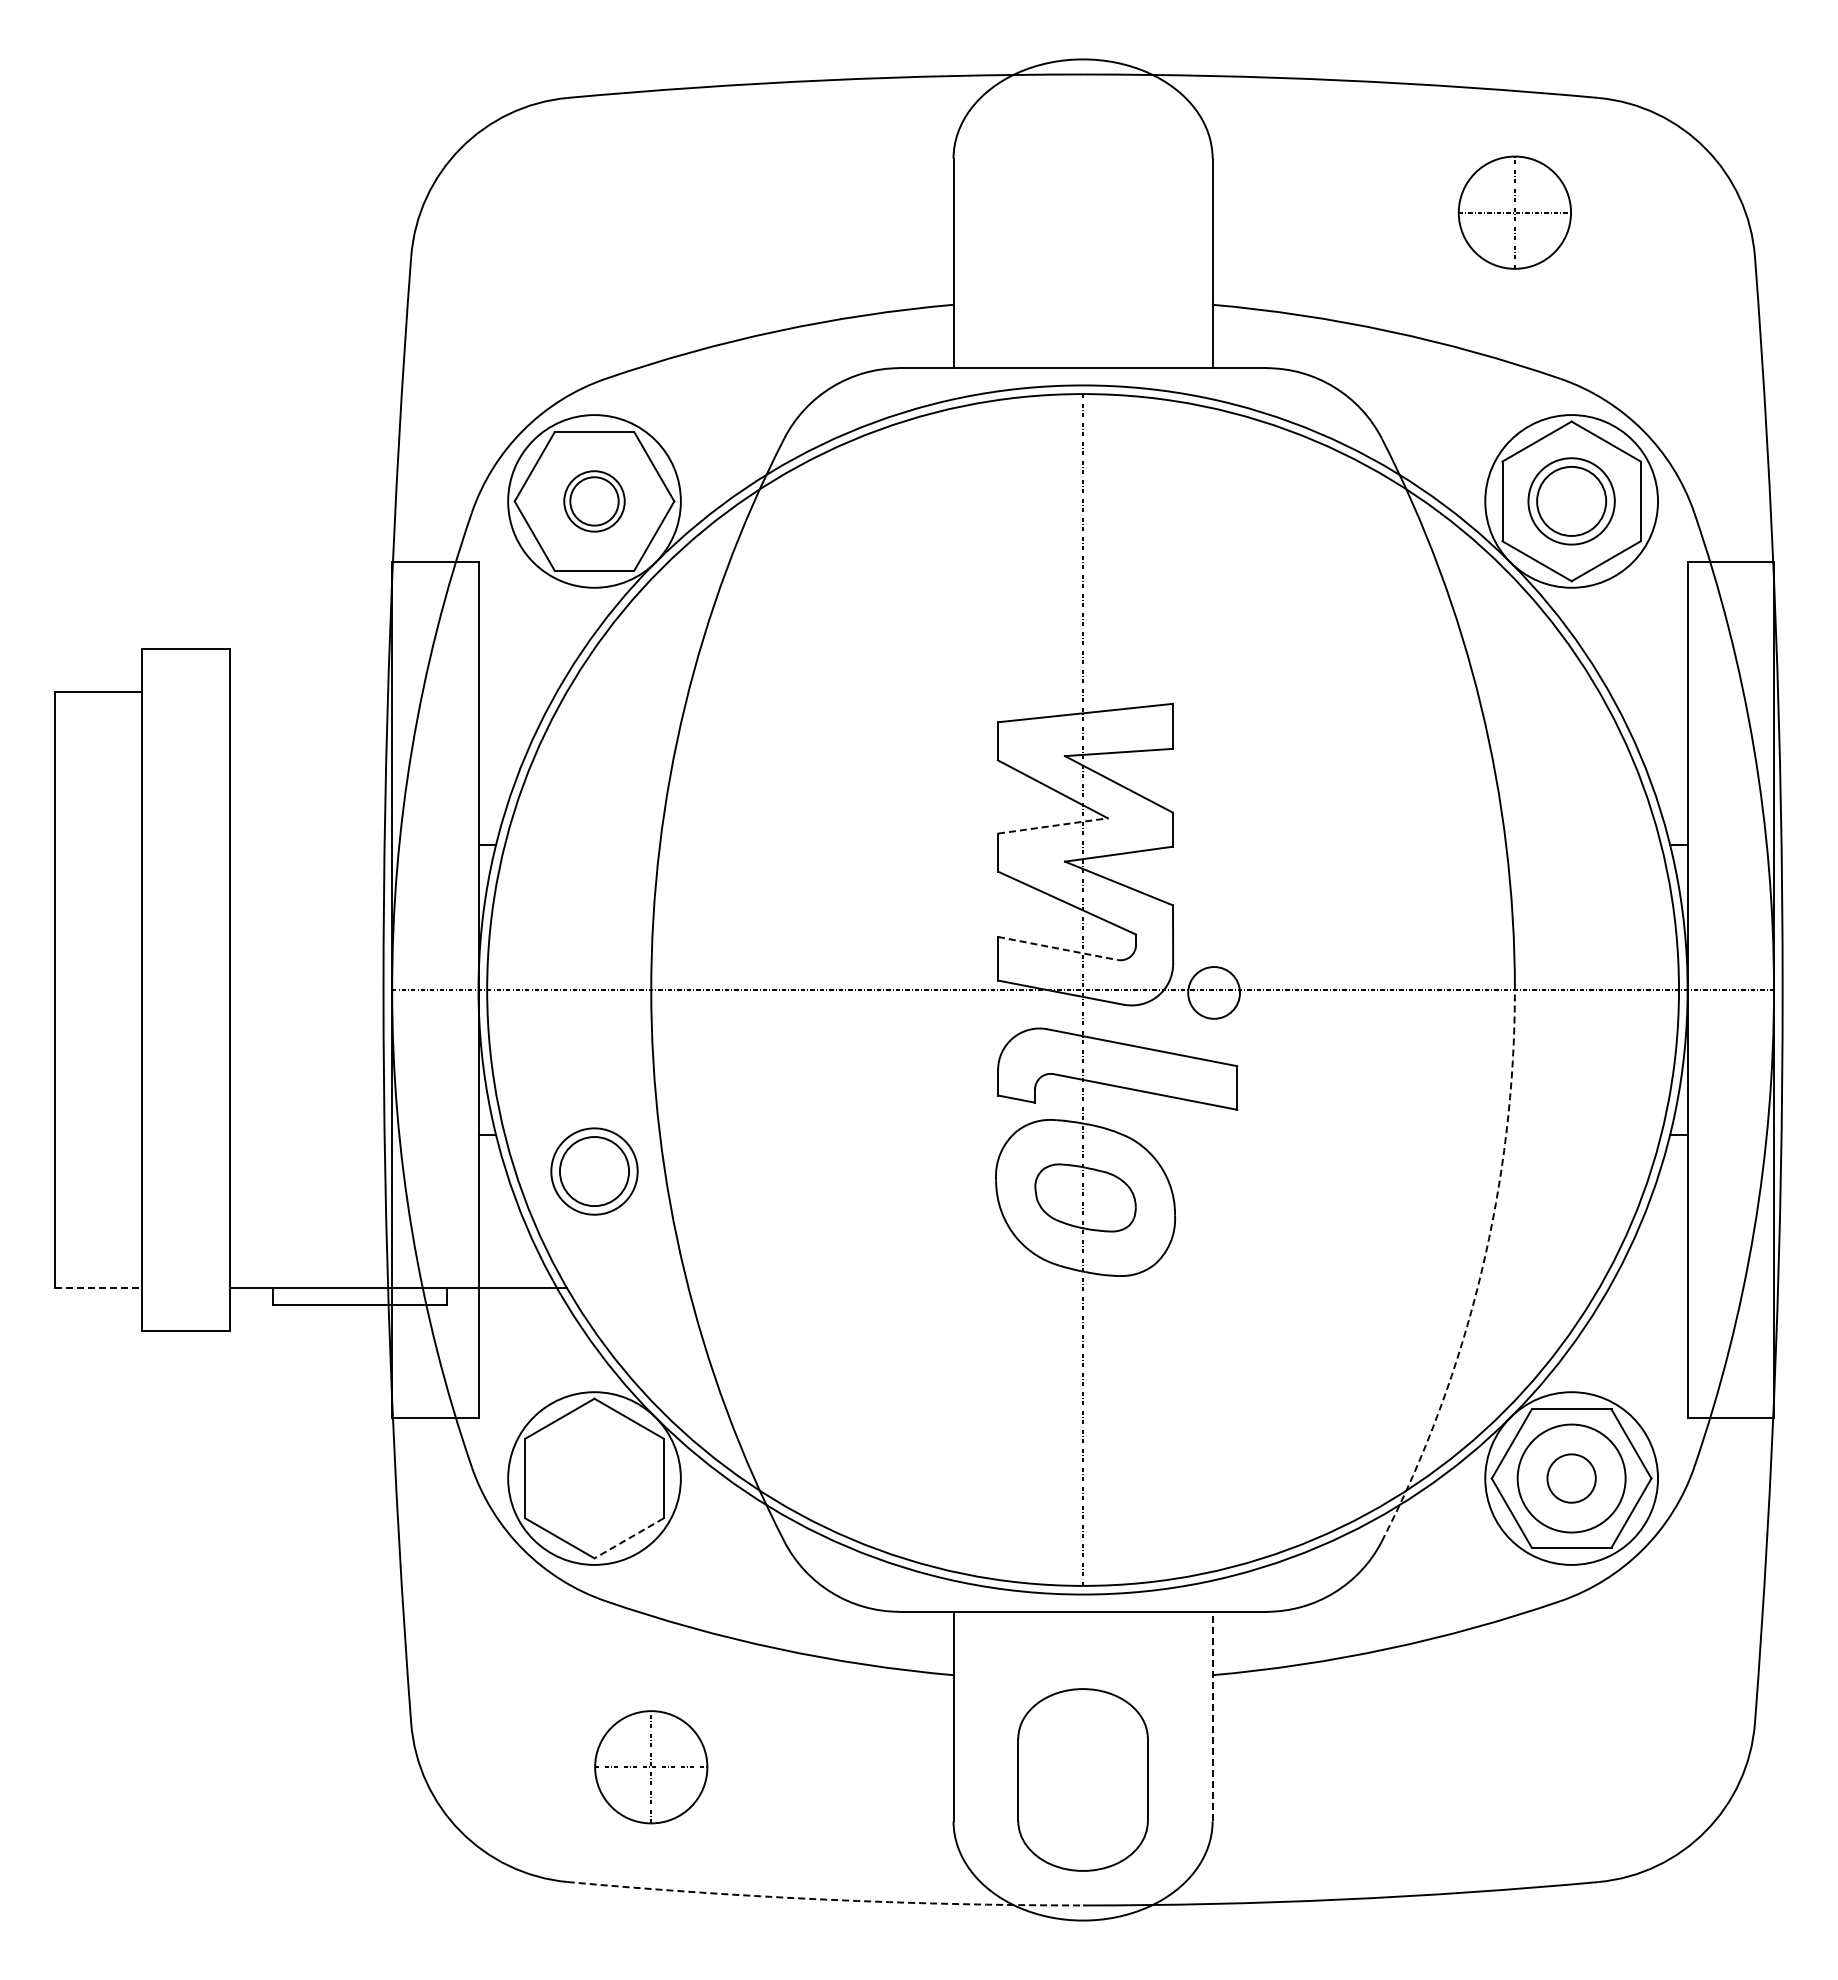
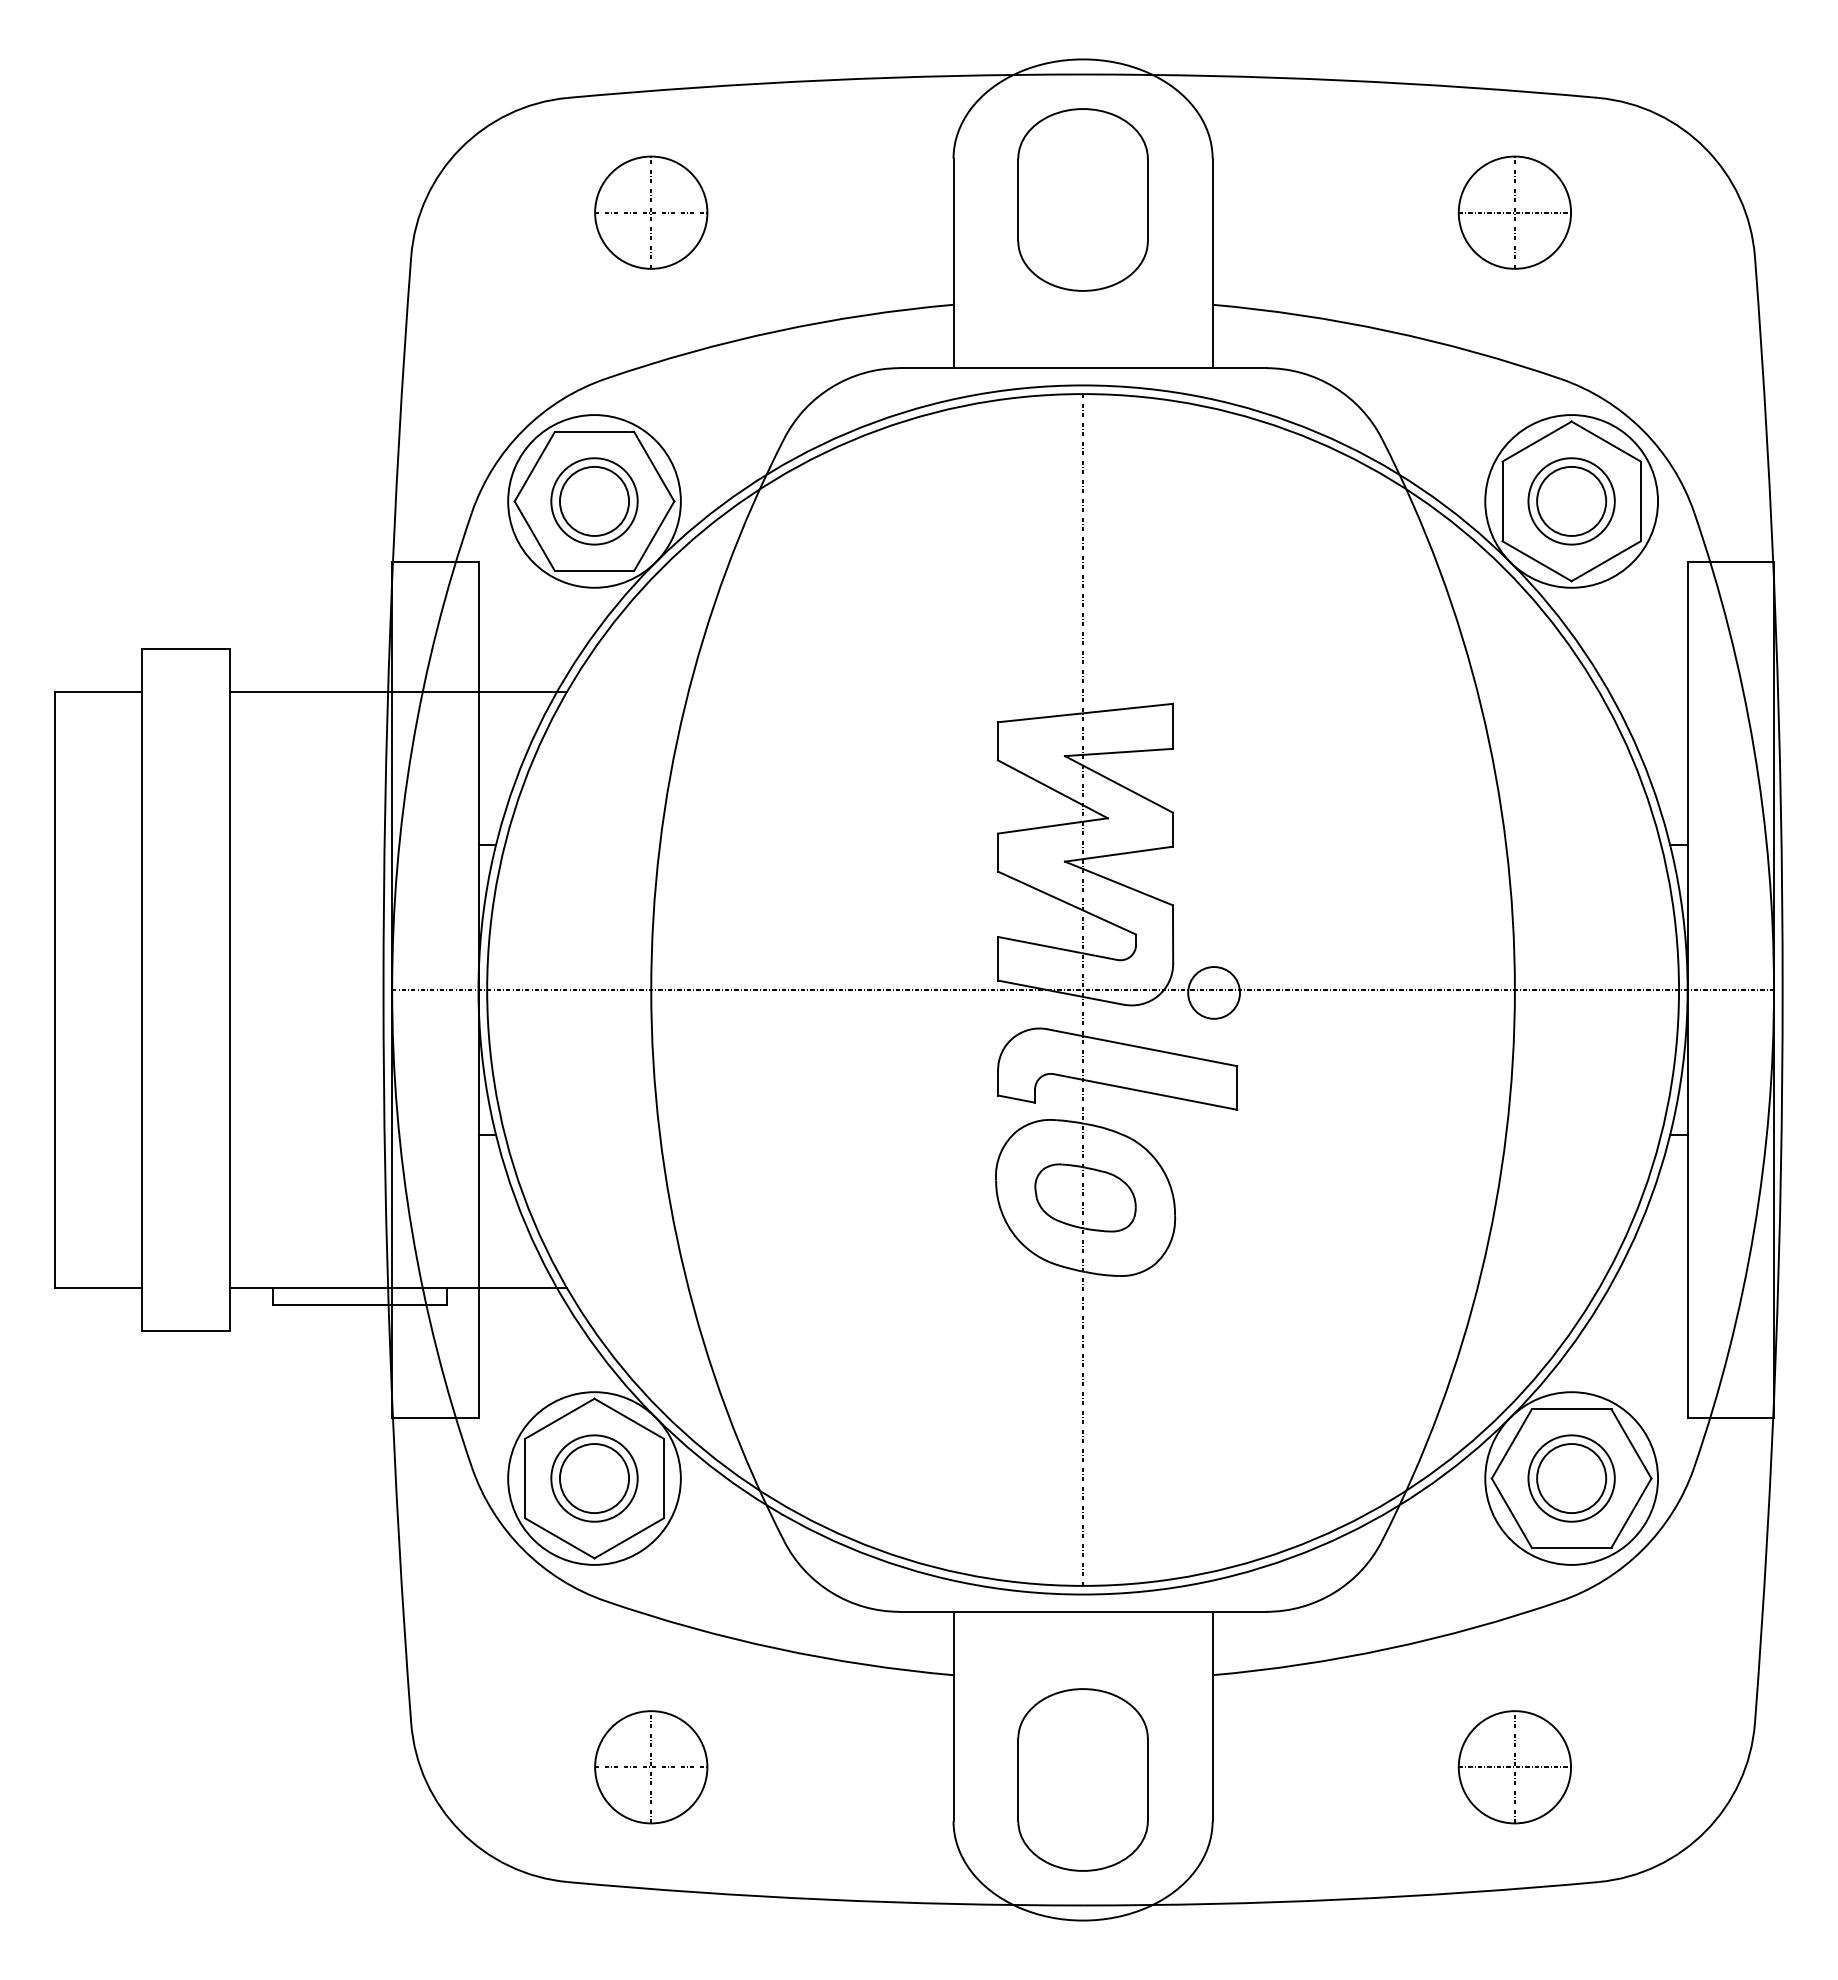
part: none -> present (1082, 199)
part: none -> present (651, 212)
part size: 63x63 px -> 89x89 px (594, 501)
line: none -> present (397, 692)
line: dashed -> solid (1053, 825)
line: dashed -> solid (1057, 948)
part position: (594, 1171) -> (594, 1478) (594, 1478)
arc: dashed -> solid (1481, 1273)
line: dashed -> solid (98, 1287)
circle diameter: 108 px -> 86 px (1571, 1478)
circle diameter: 48 px -> 69 px (1571, 1478)
line: dashed -> solid (629, 1538)
line: dashed -> solid (1212, 1716)
part: none -> present (1514, 1767)
arc: dashed -> solid (825, 1899)
